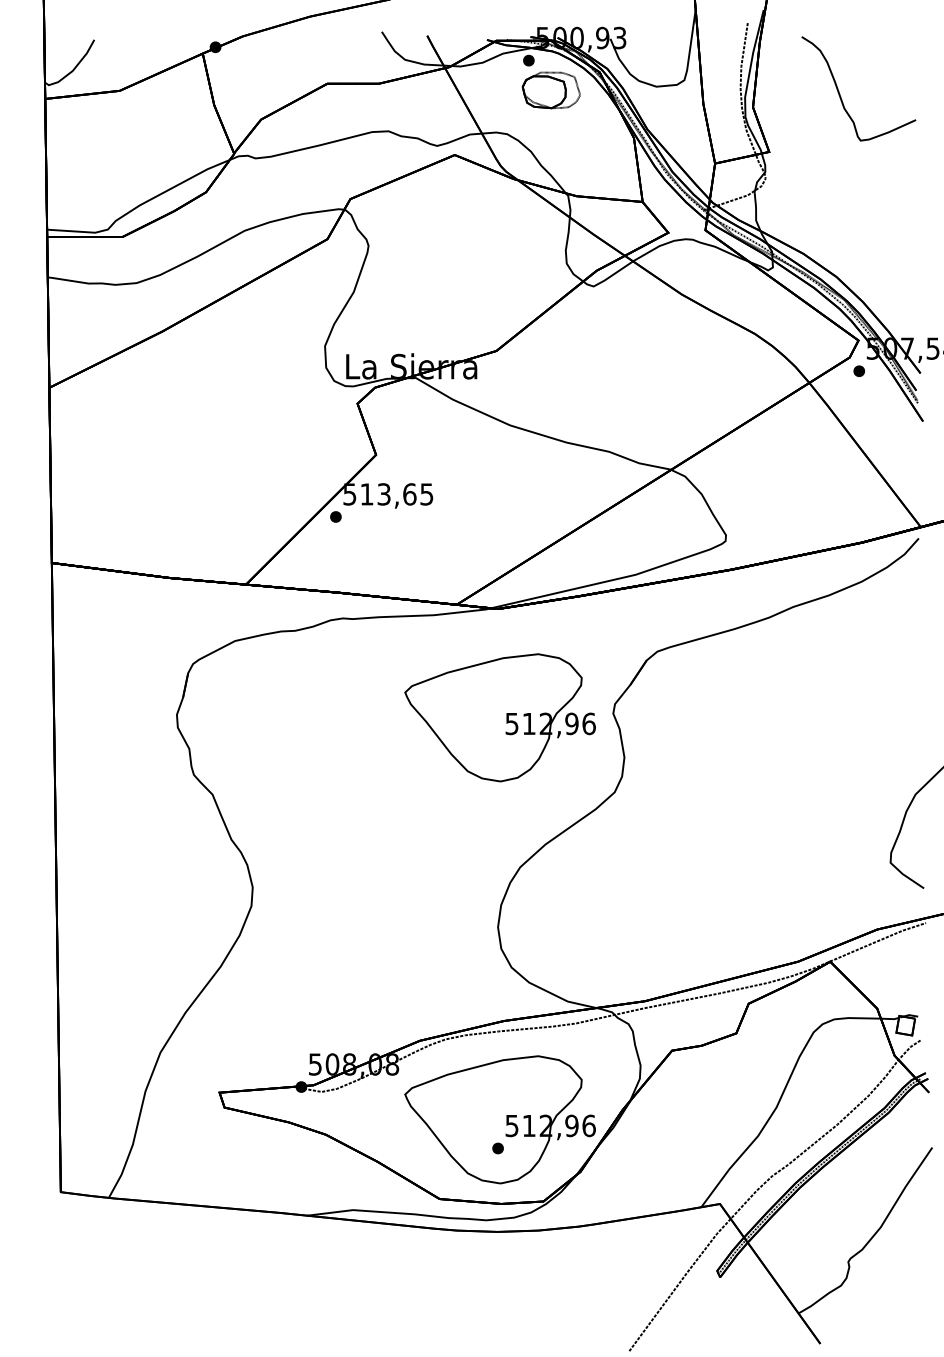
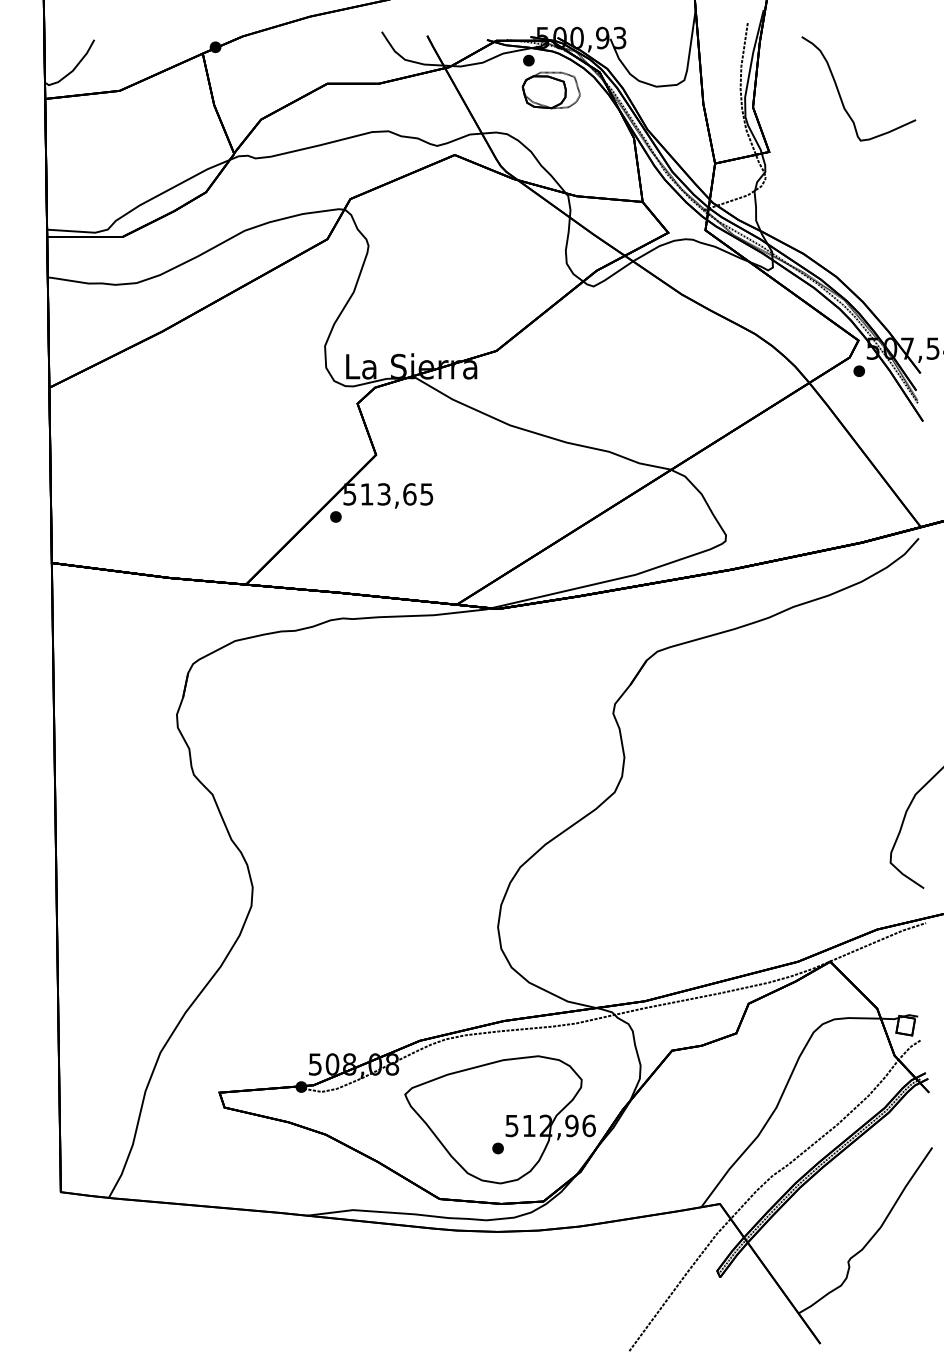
part: present -> none (499, 717)
